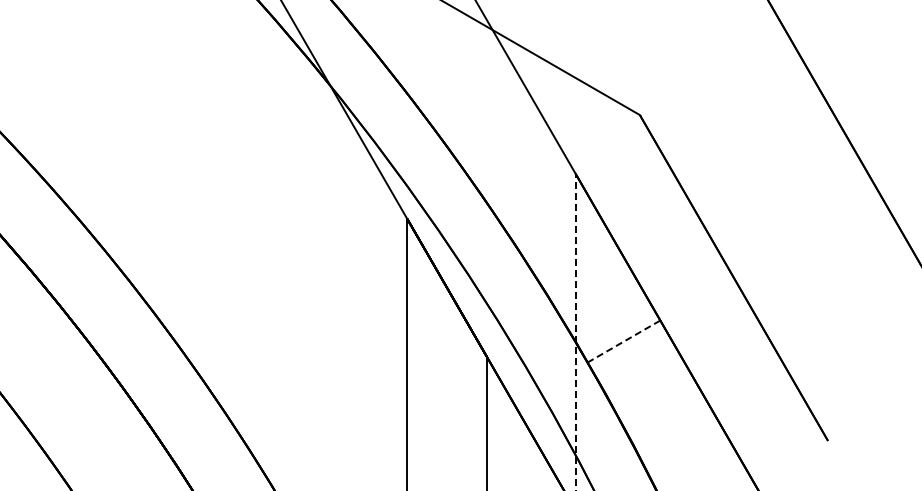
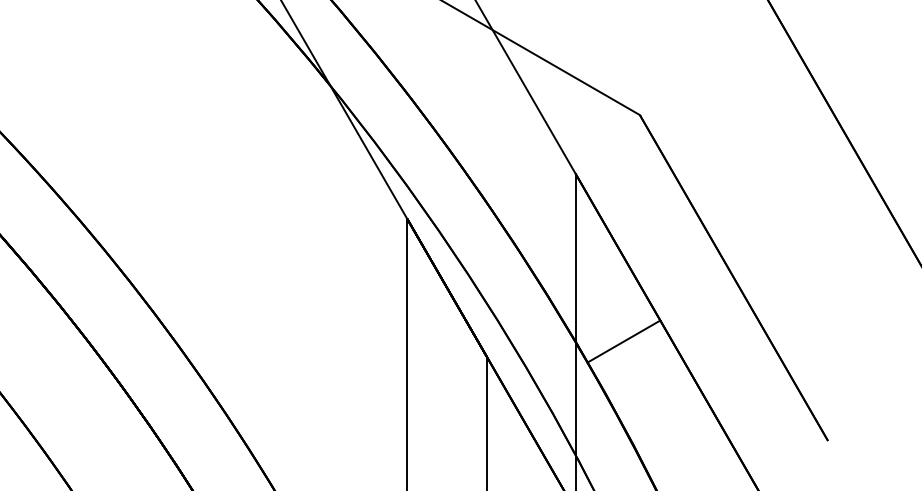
line: dashed -> solid (575, 331)
line: dashed -> solid (624, 341)
